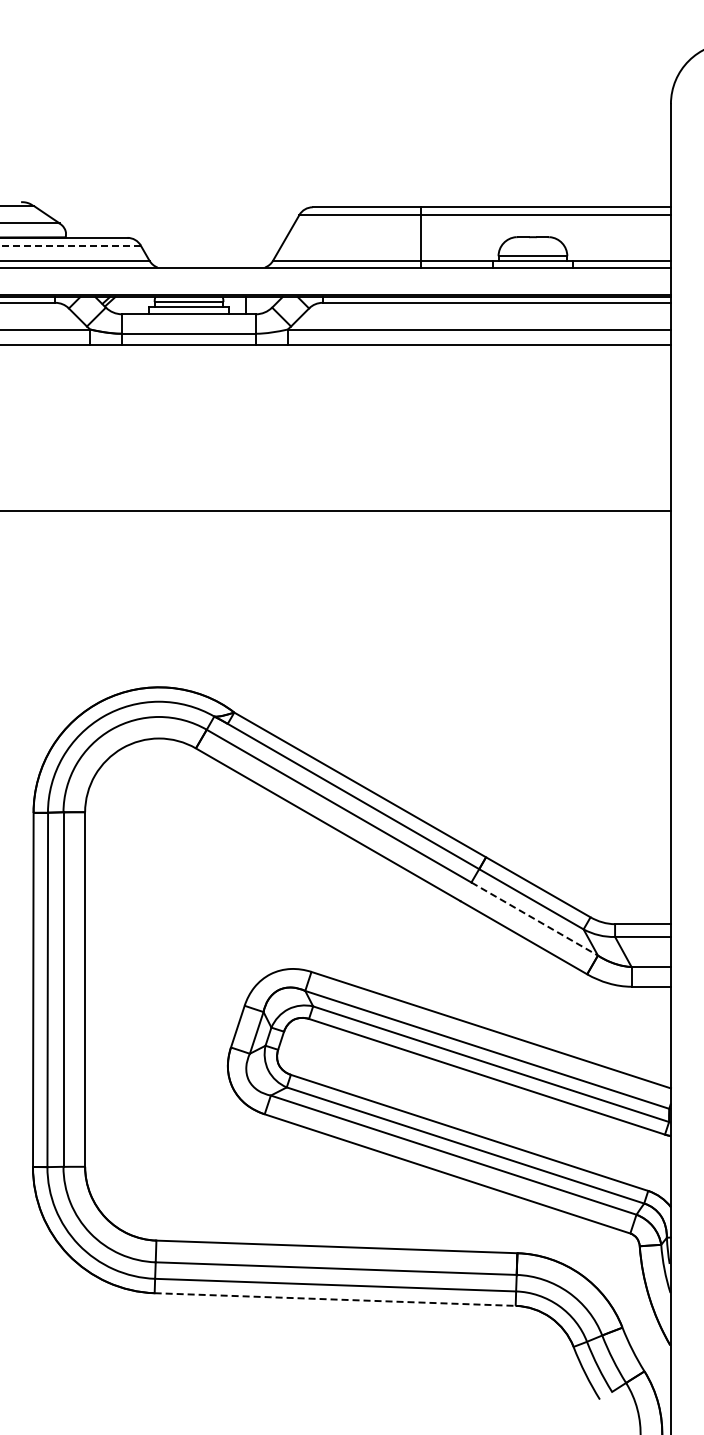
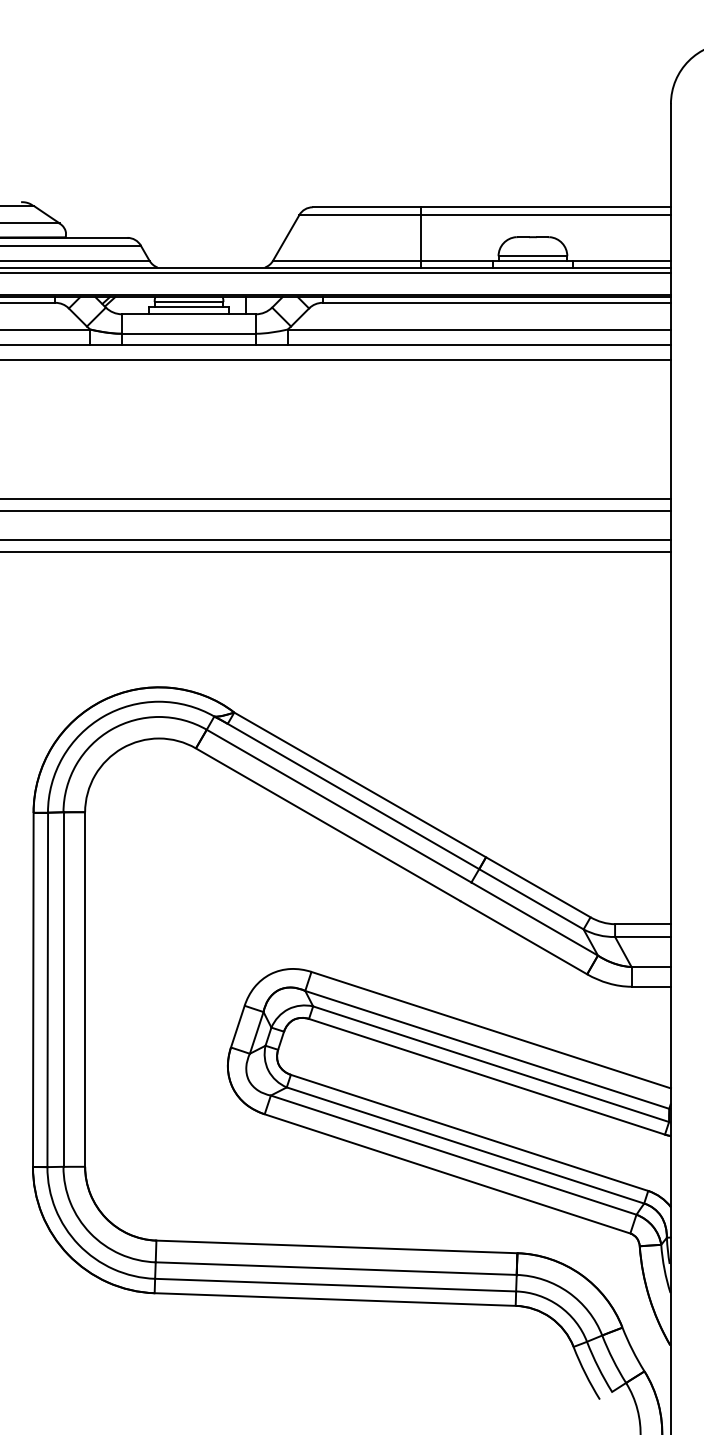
line: dashed -> solid (70, 245)
line: none -> present (336, 273)
line: none -> present (336, 360)
line: none -> present (336, 498)
line: none -> present (336, 539)
line: none -> present (336, 552)
line: dashed -> solid (535, 919)
line: dashed -> solid (335, 1299)
